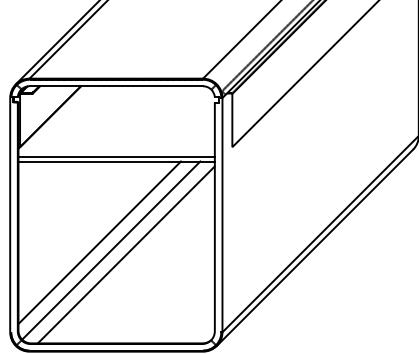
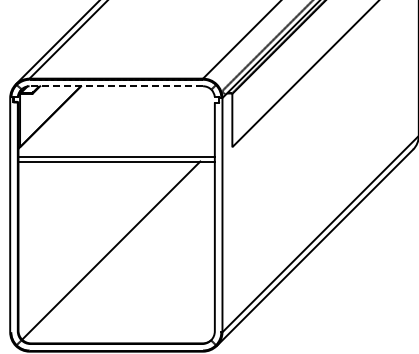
line: solid -> dashed (116, 86)
line: present -> none (99, 242)
line: present -> none (125, 254)
